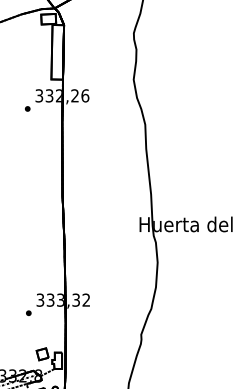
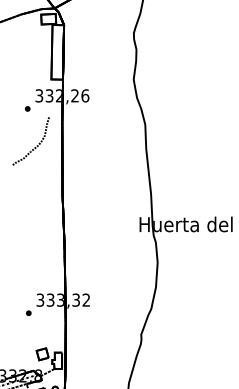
curve: none -> present (36, 145)
